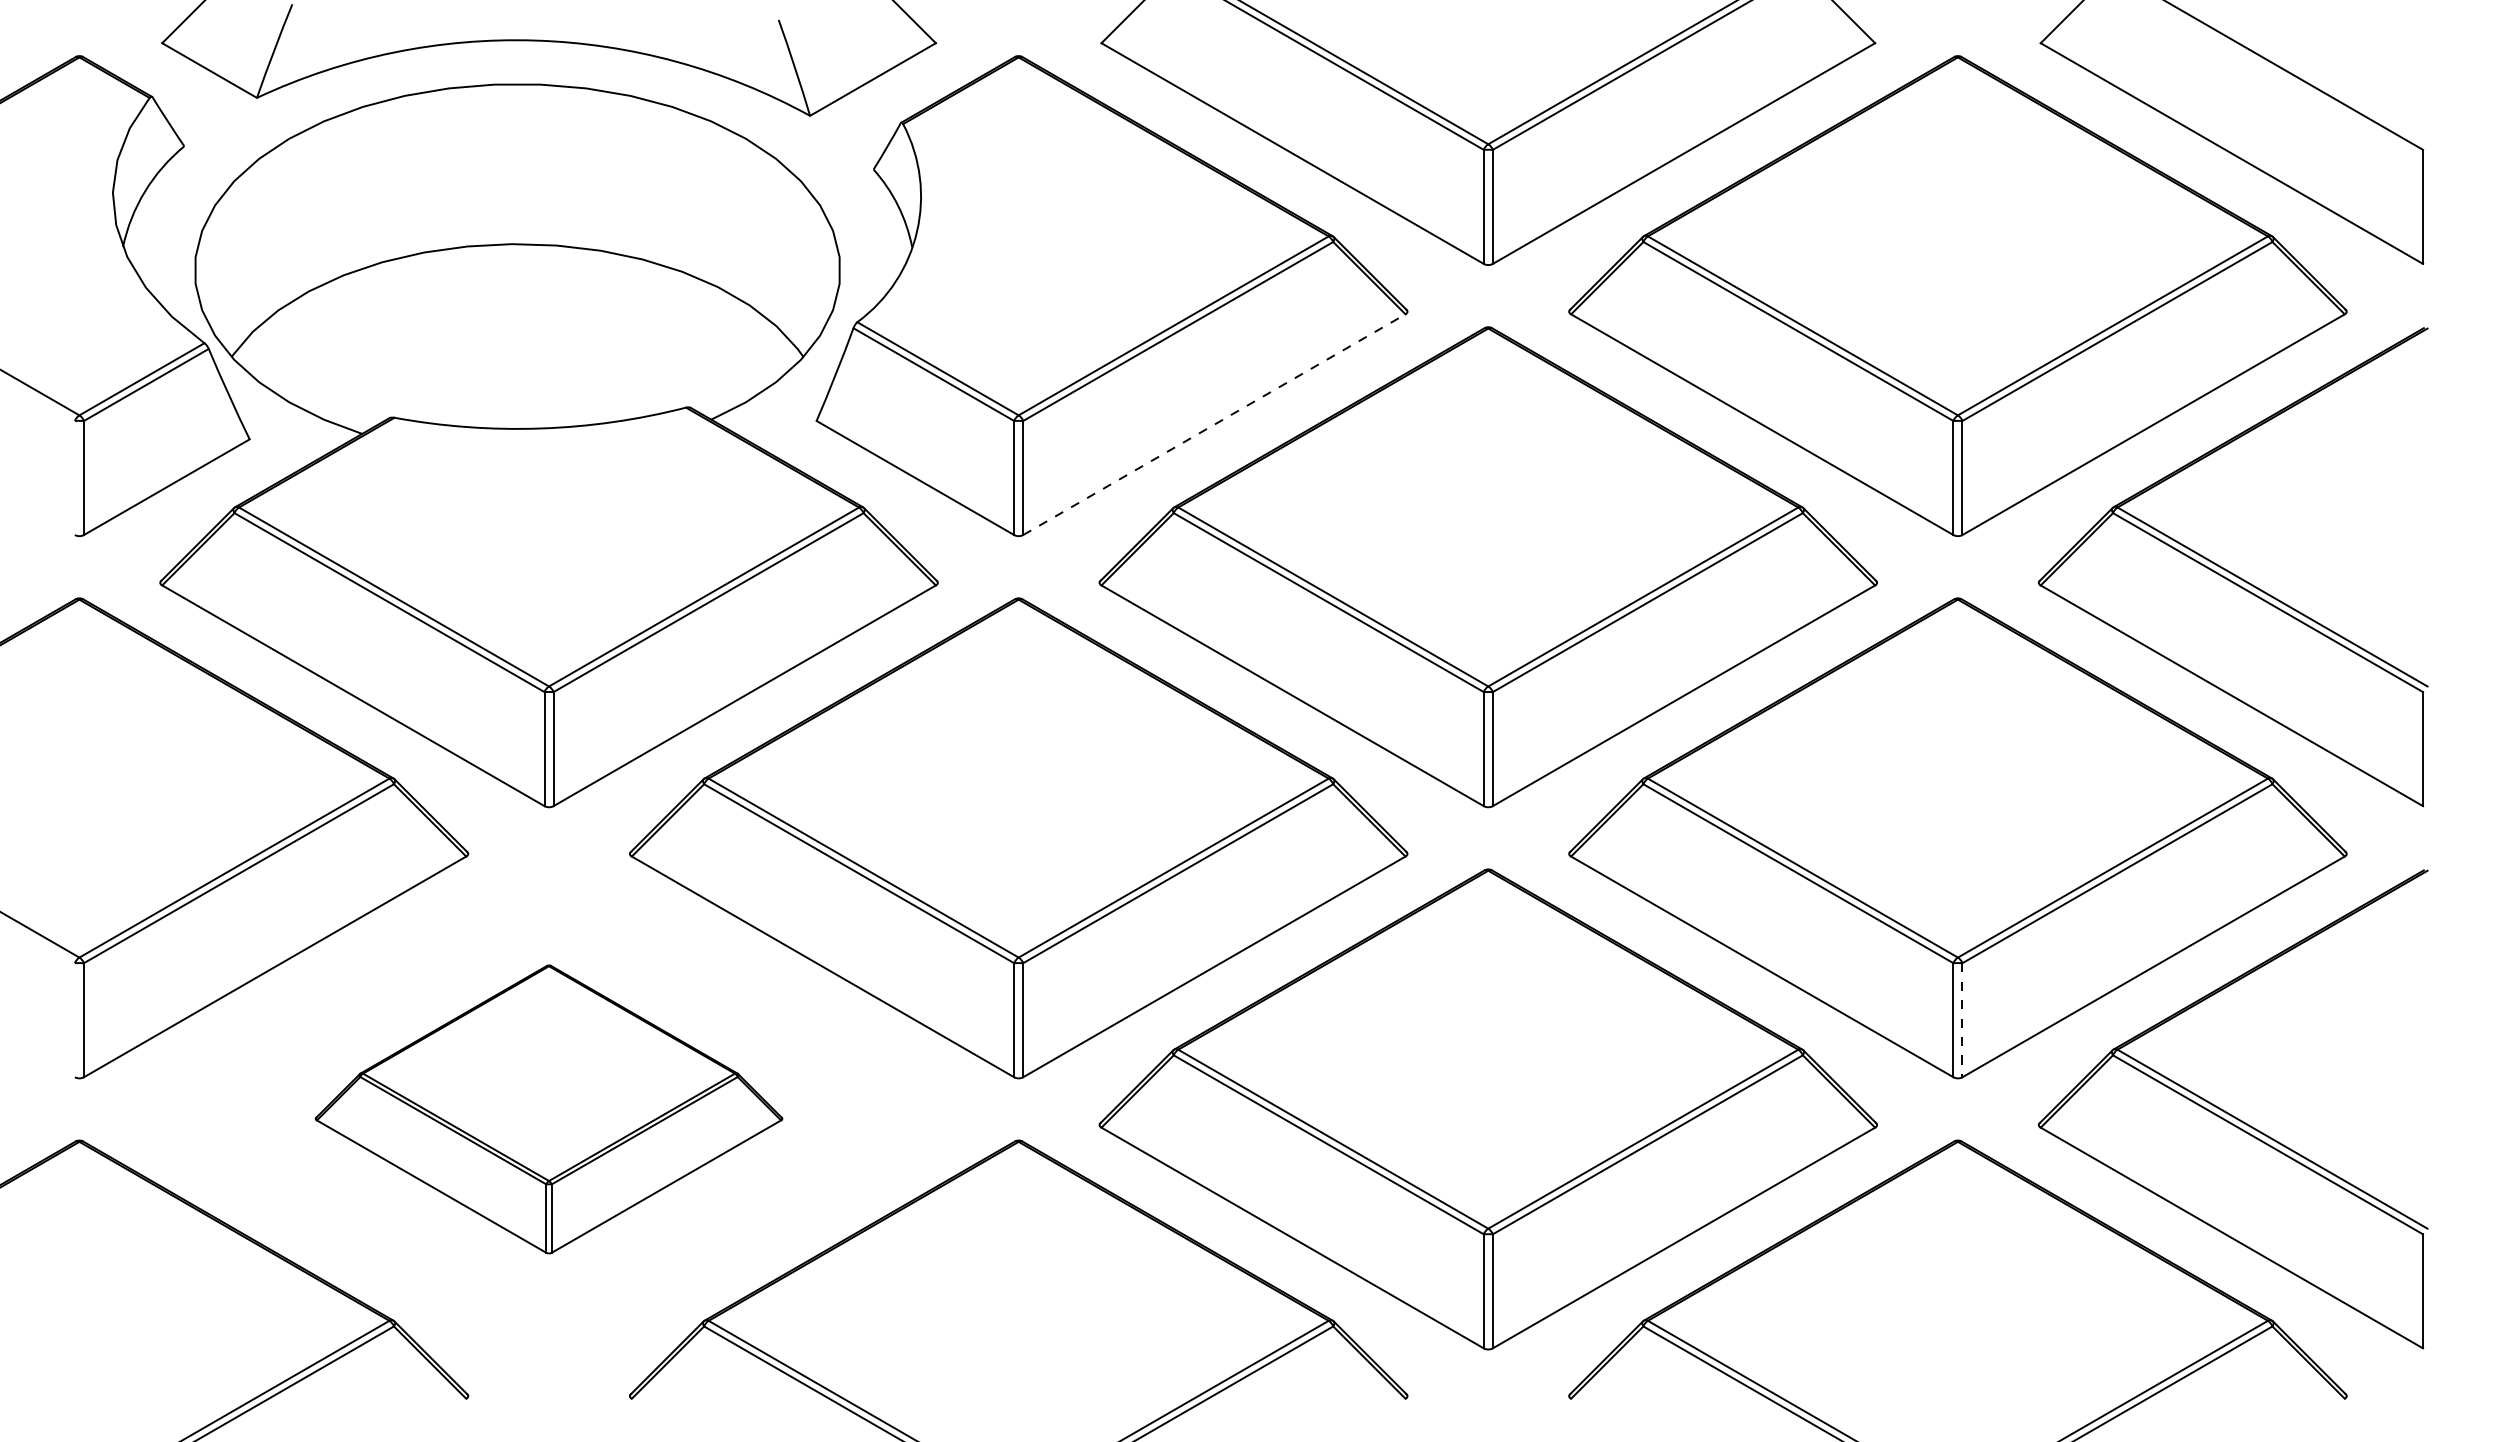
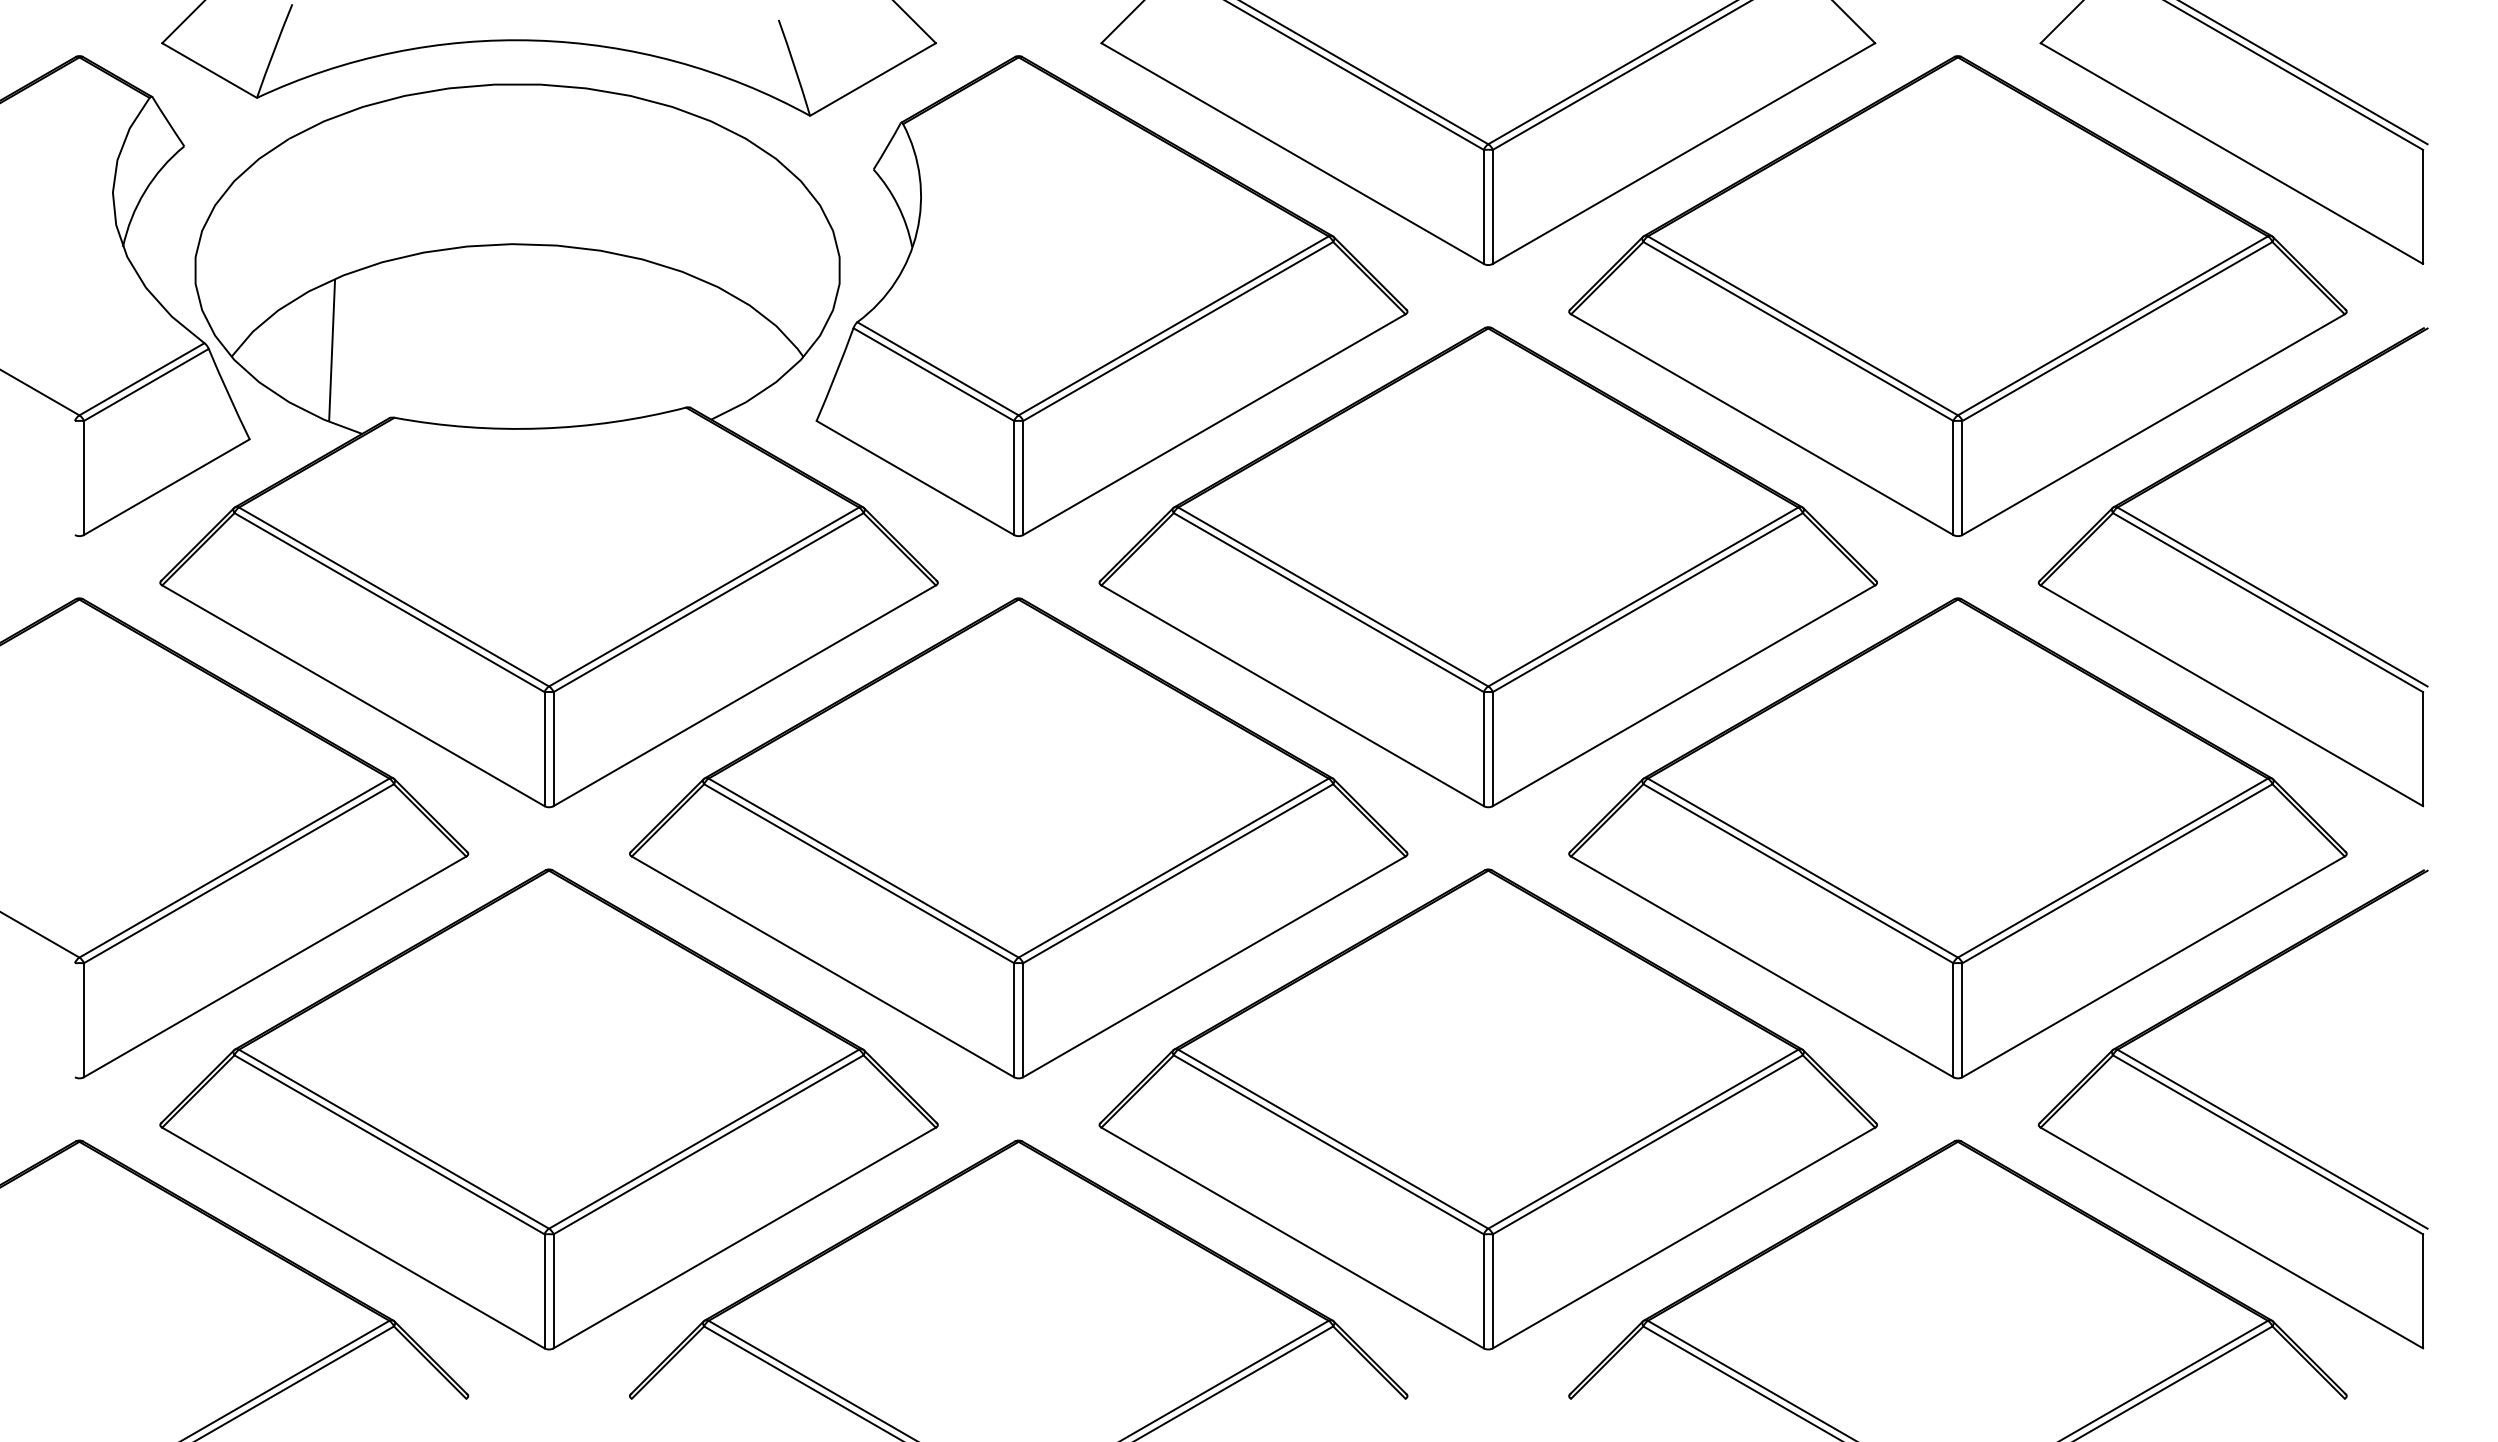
line: none -> present (2304, 73)
line: none -> present (332, 350)
line: dashed -> solid (1214, 424)
line: dashed -> solid (1962, 1020)
part size: 470x291 px -> 780x483 px (548, 1109)
